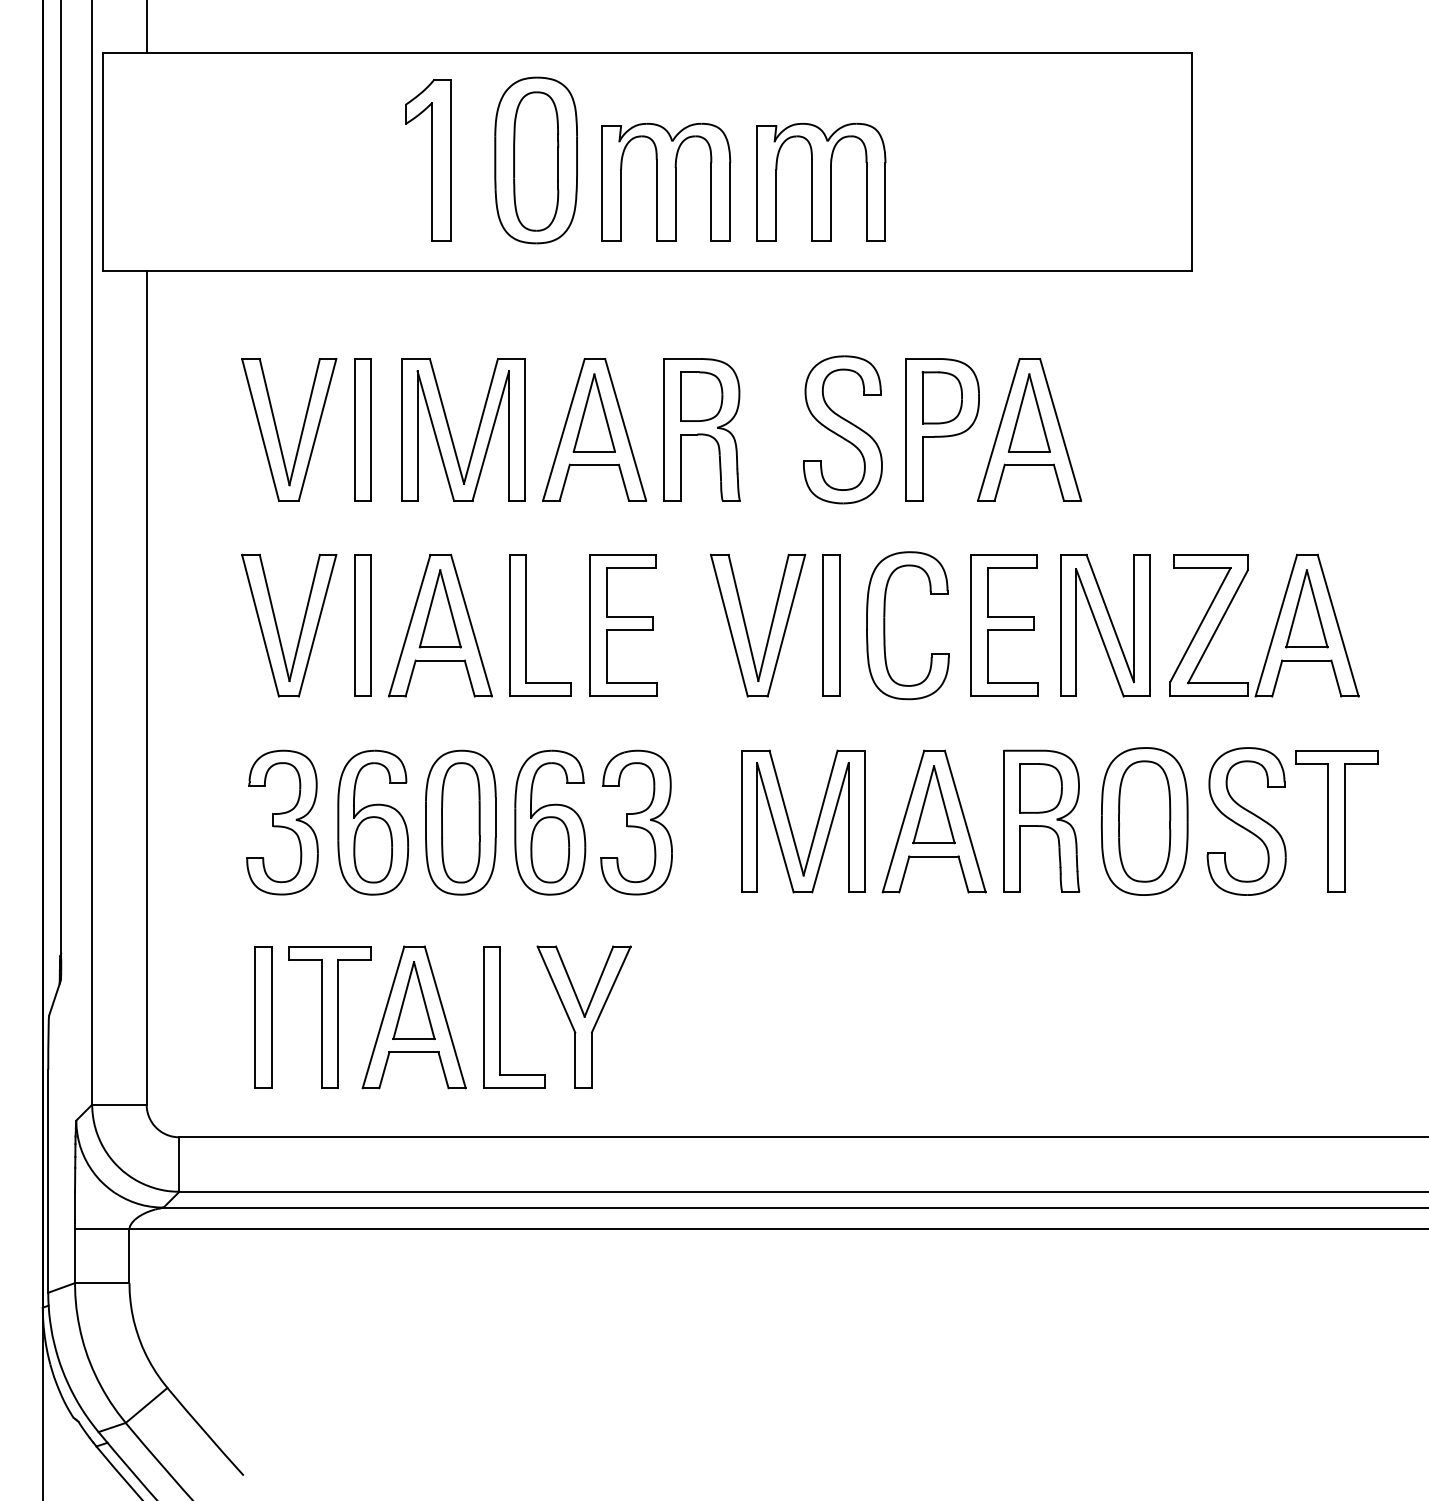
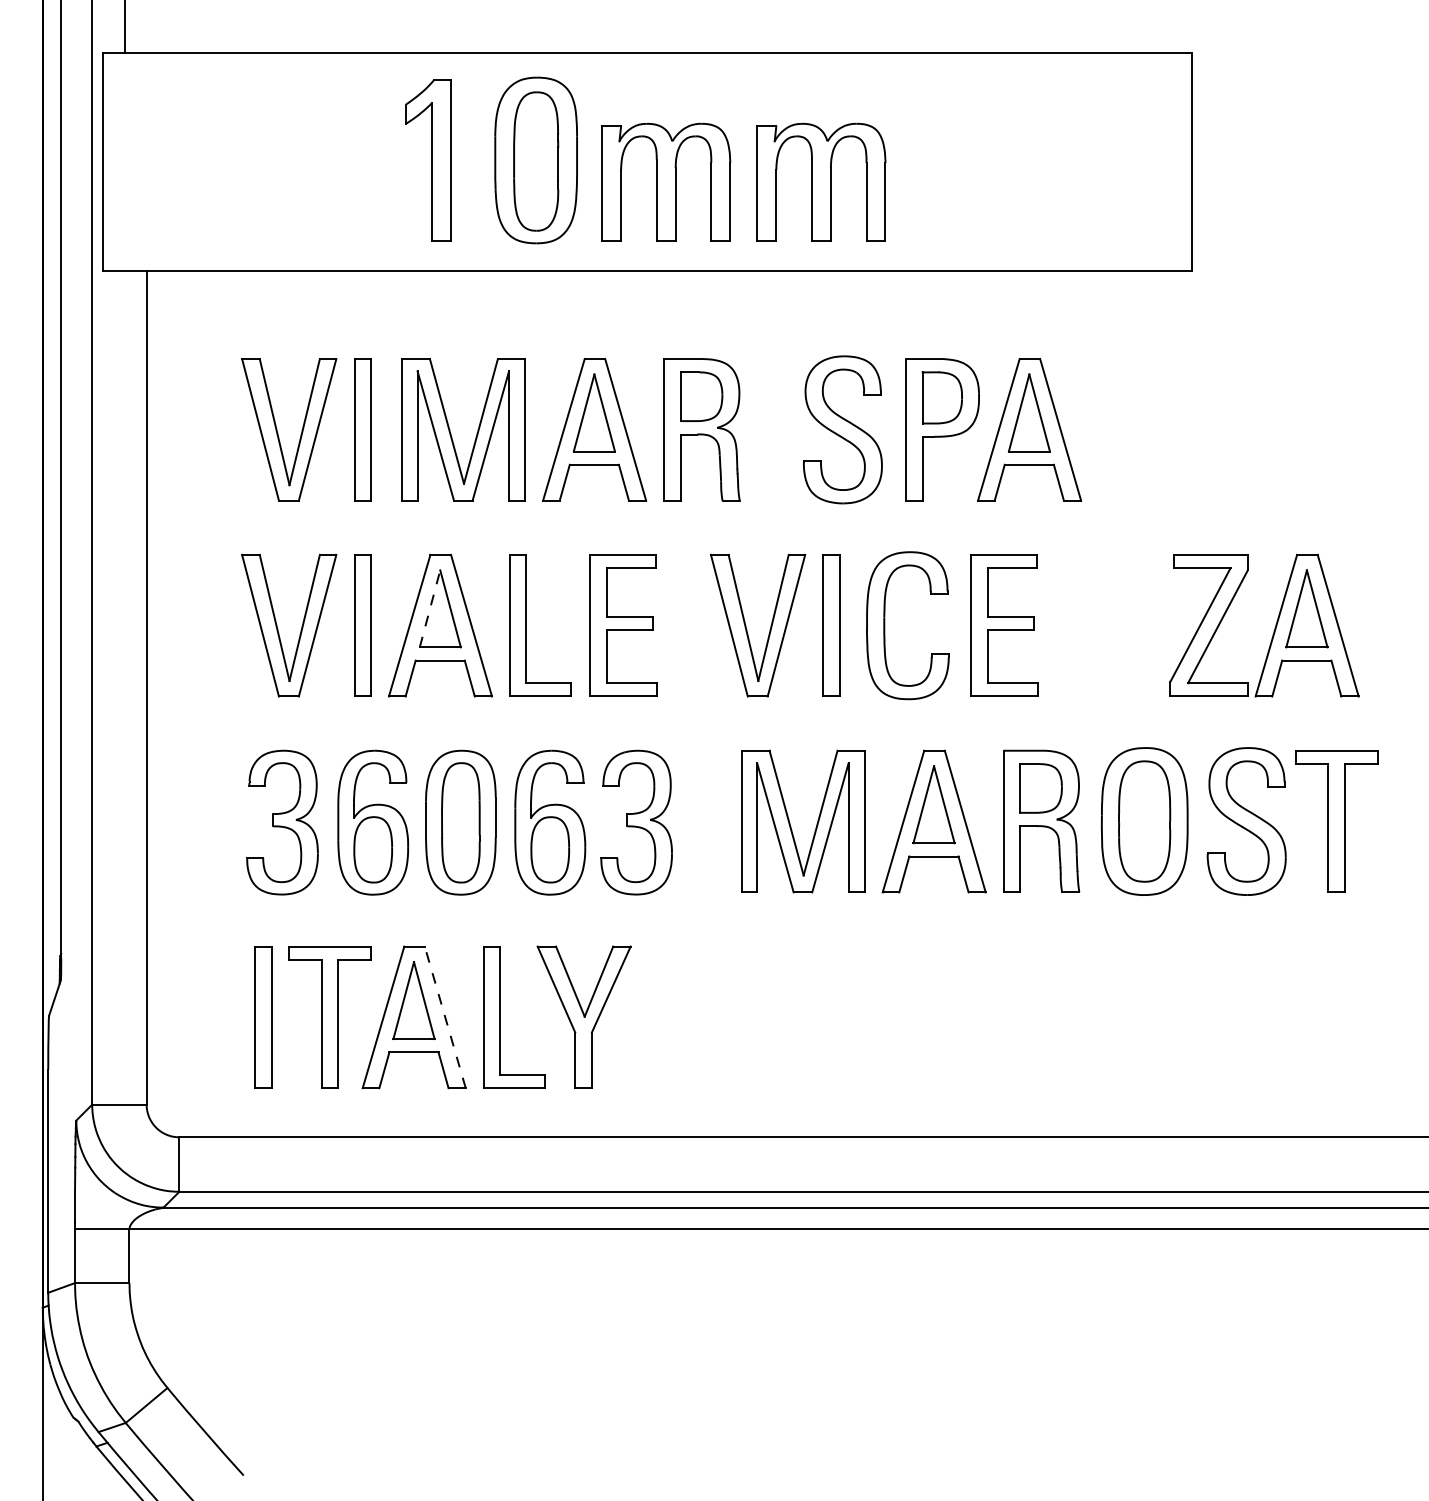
line position: (146, 27) -> (124, 27) (124, 27)
line: solid -> dashed (430, 608)
part: present -> none (1105, 625)
line: solid -> dashed (445, 1017)
